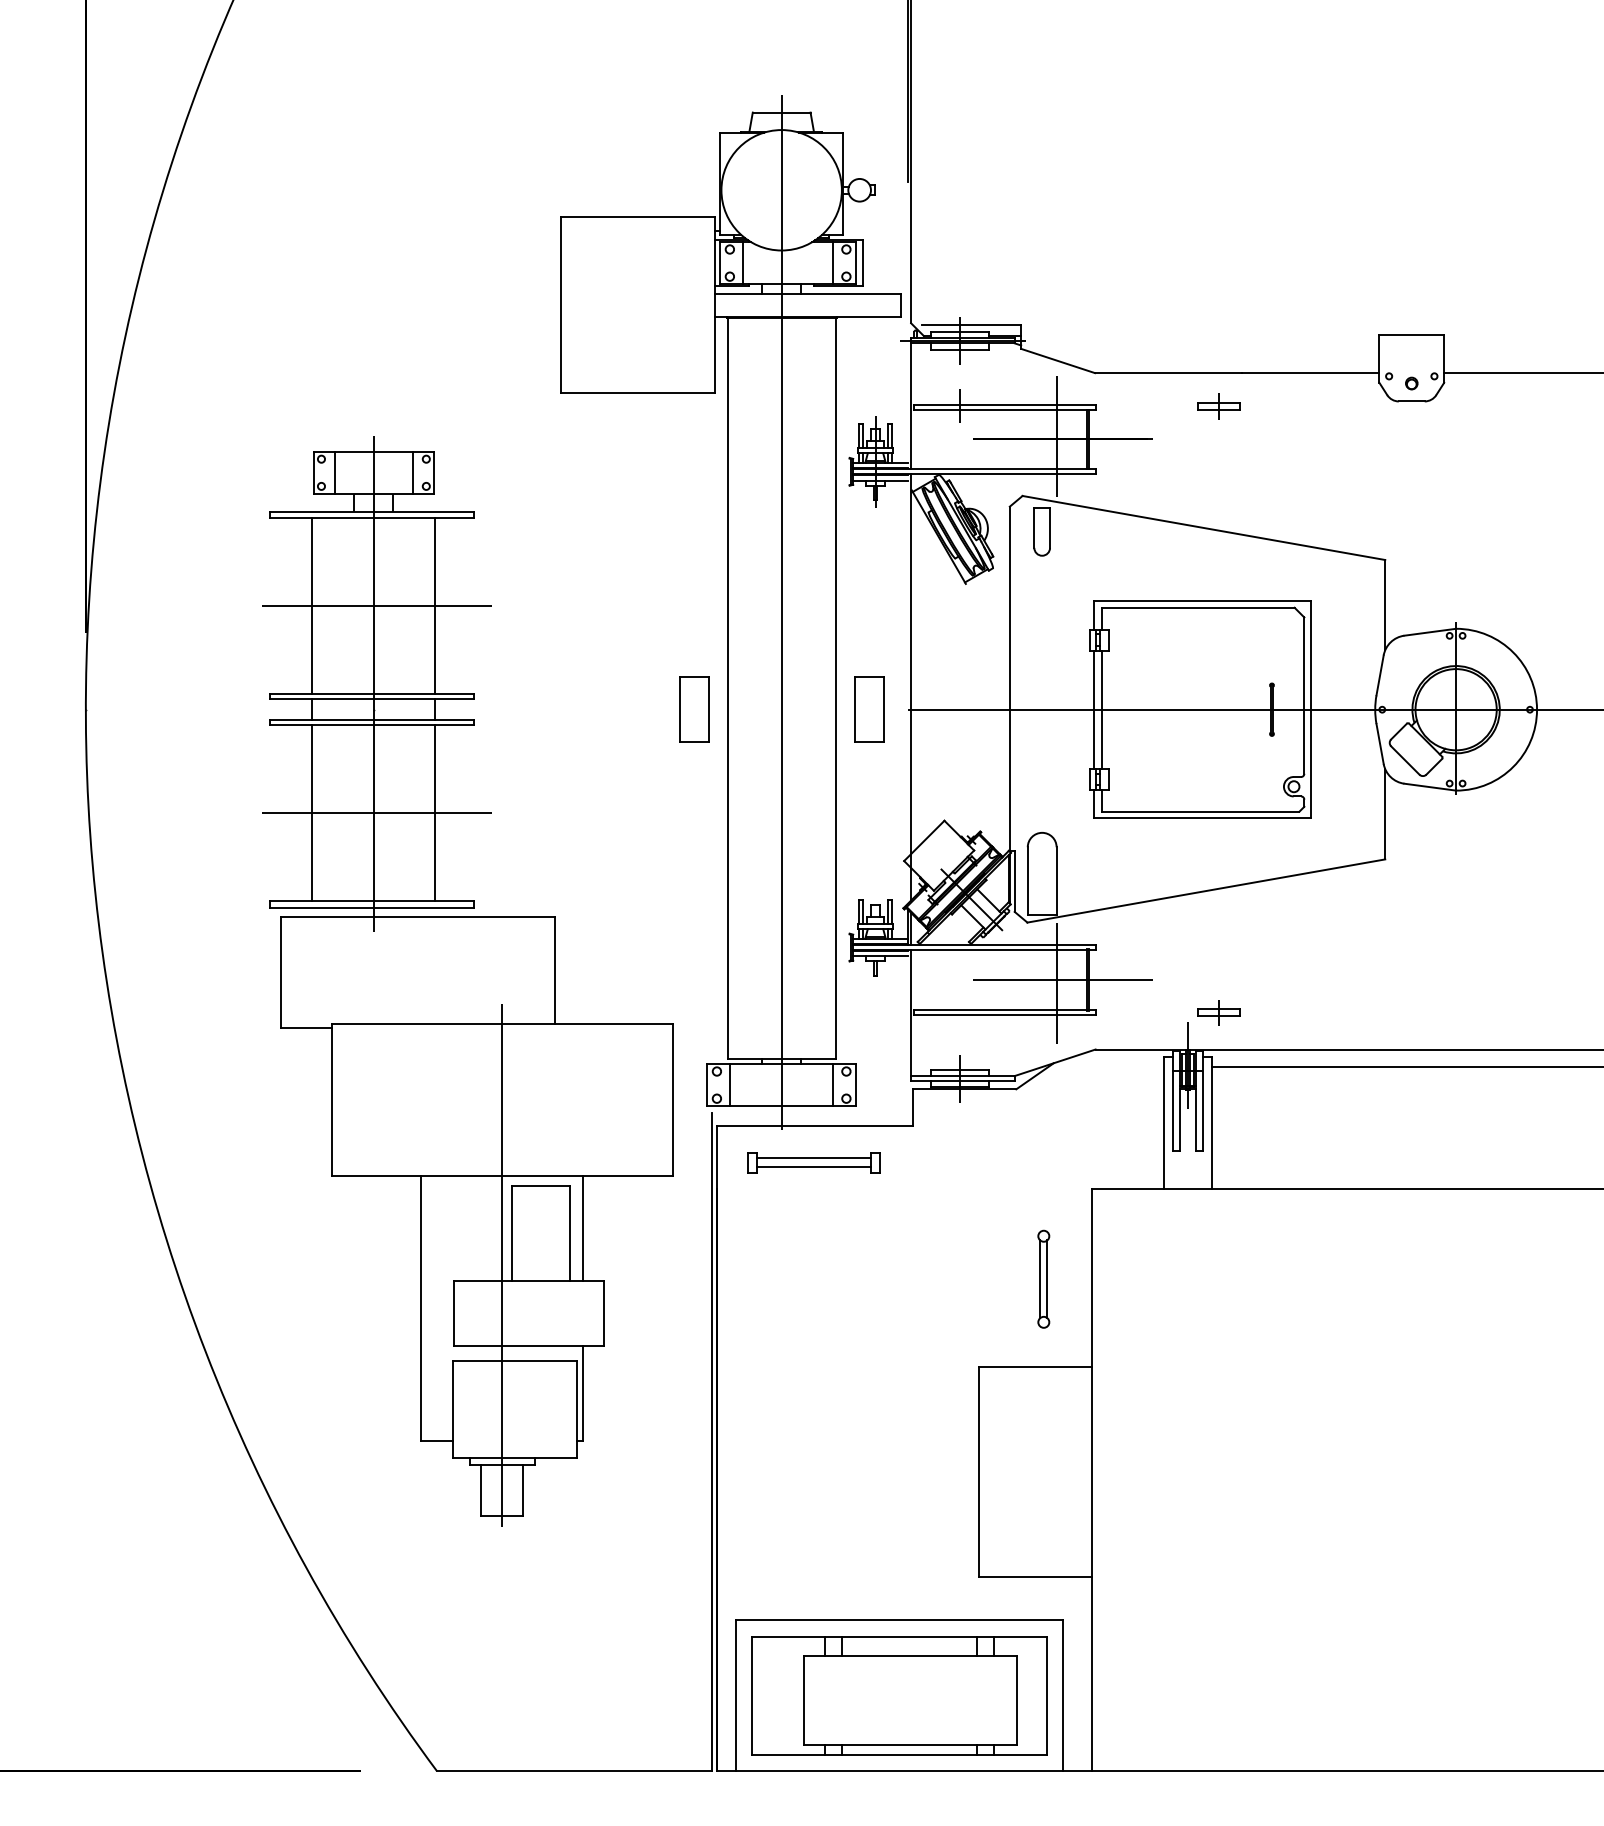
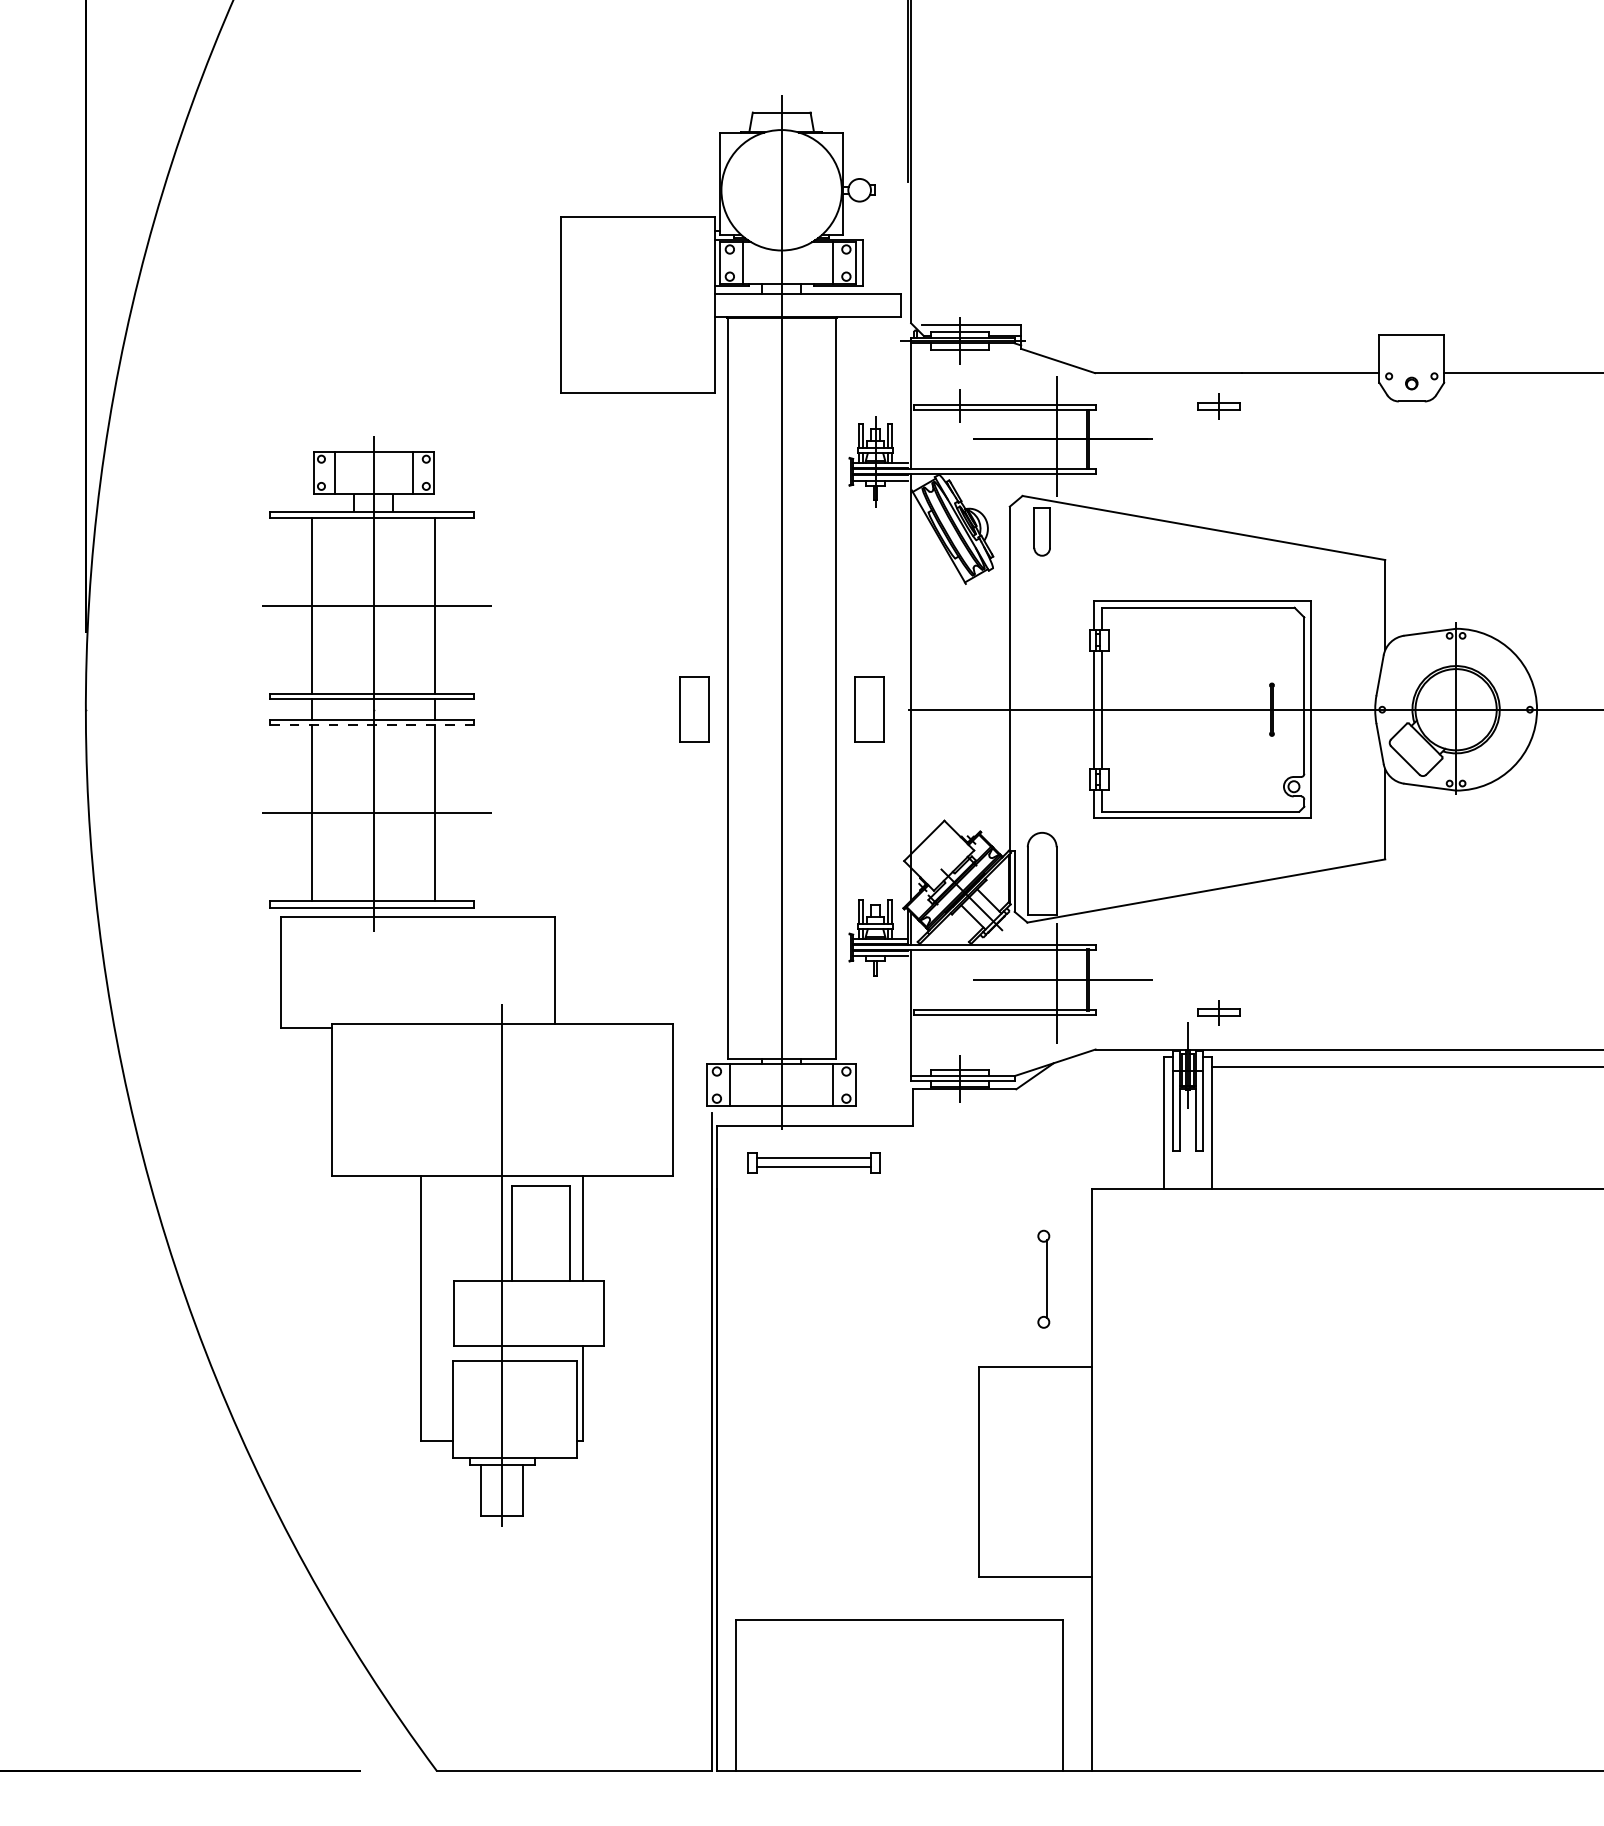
line: solid -> dashed (372, 725)
line: present -> none (1040, 1279)
part: present -> none (899, 1695)
